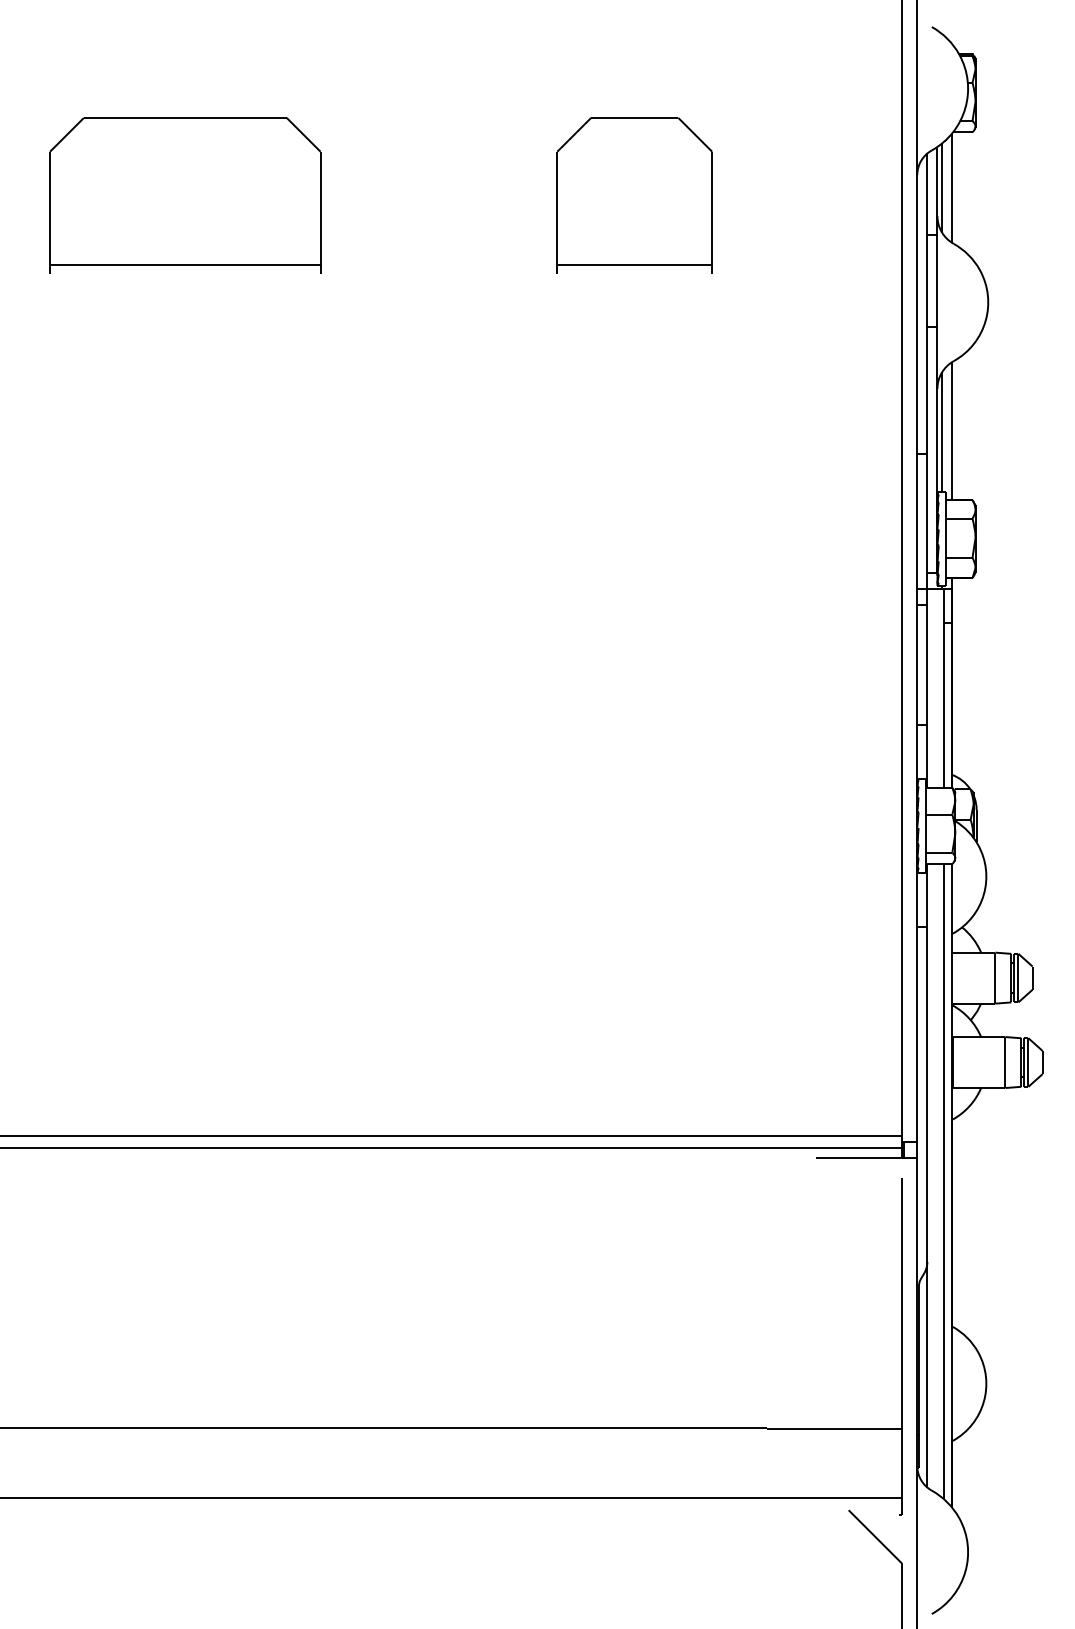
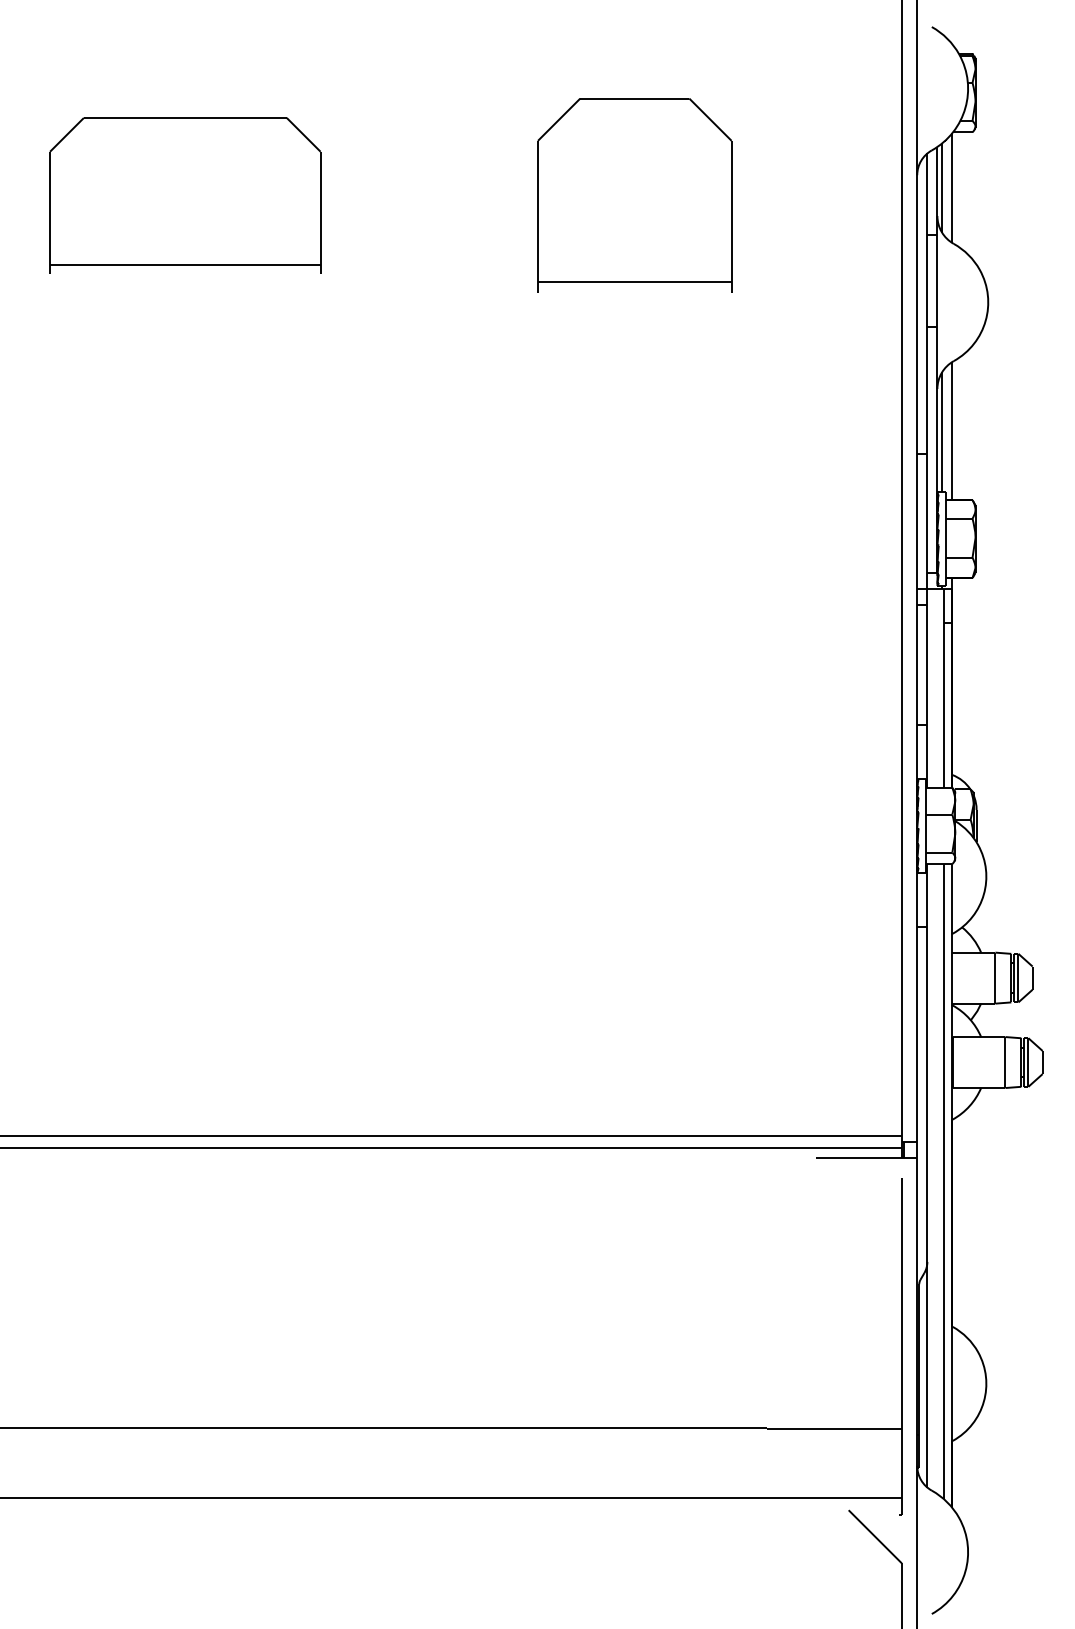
part size: 157x157 px -> 196x195 px (634, 195)
